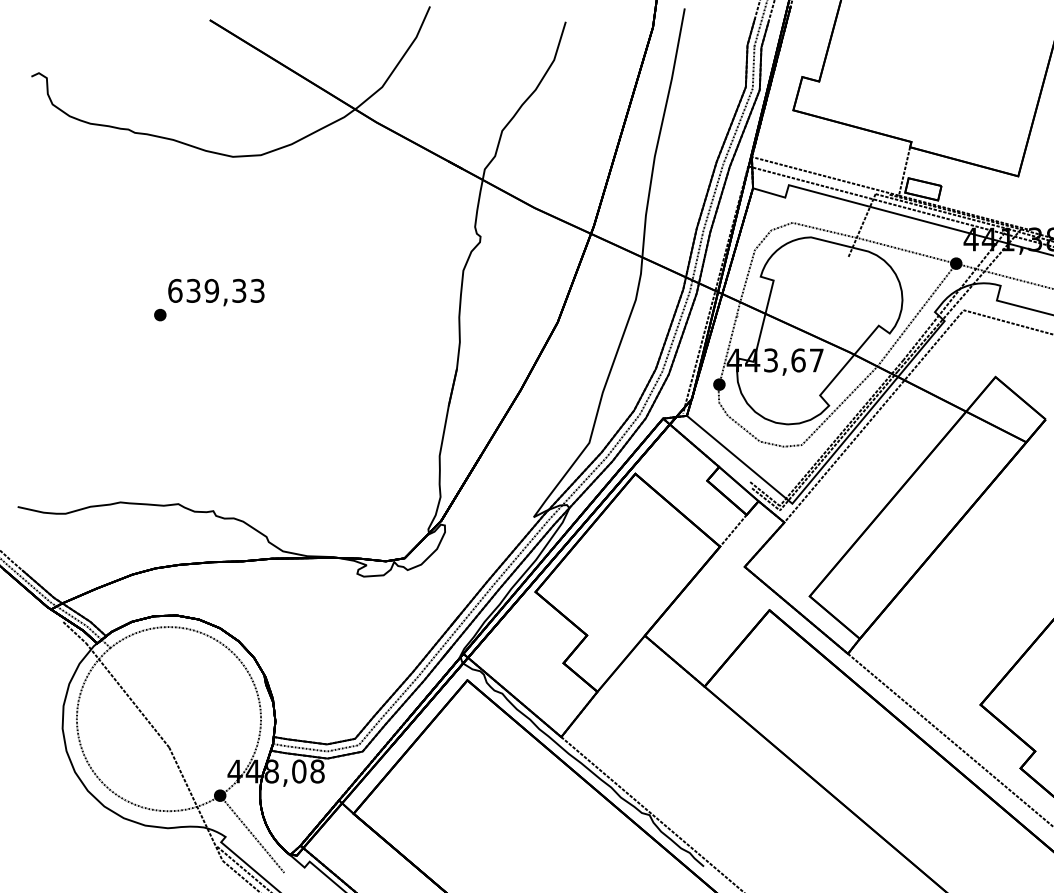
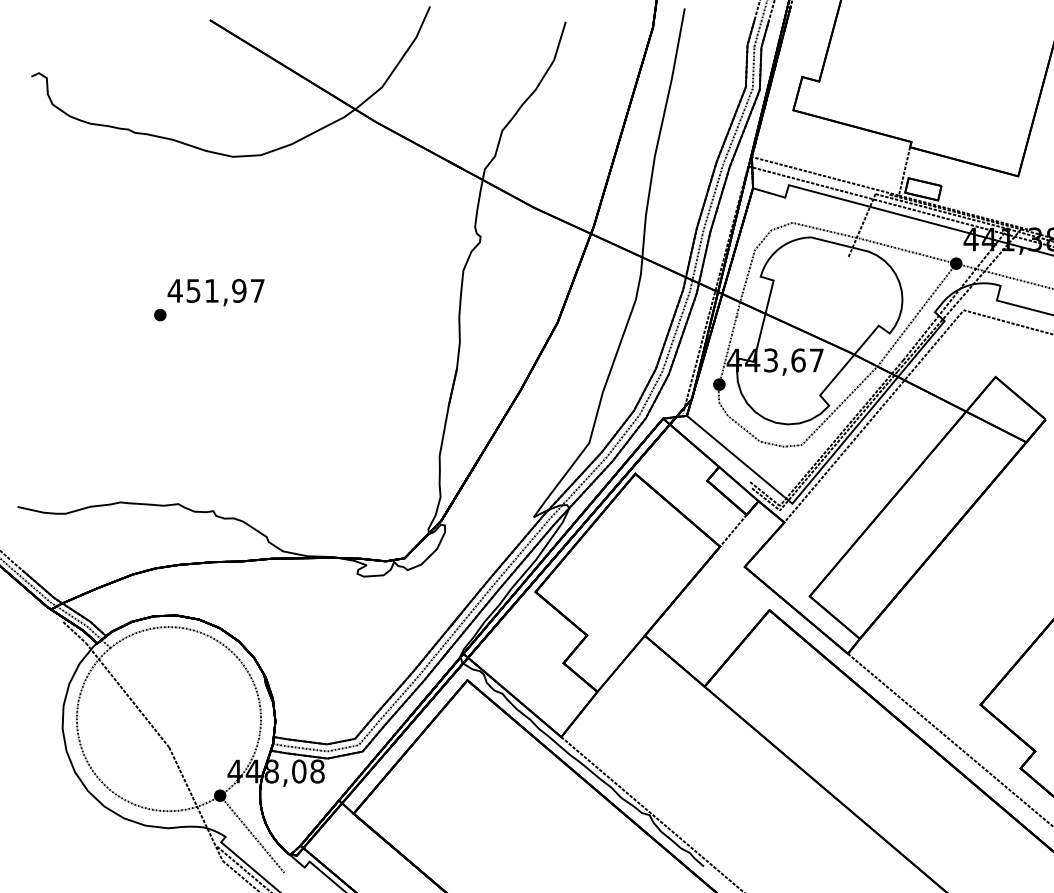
text: 639,33 -> 451,97 (215, 290)
